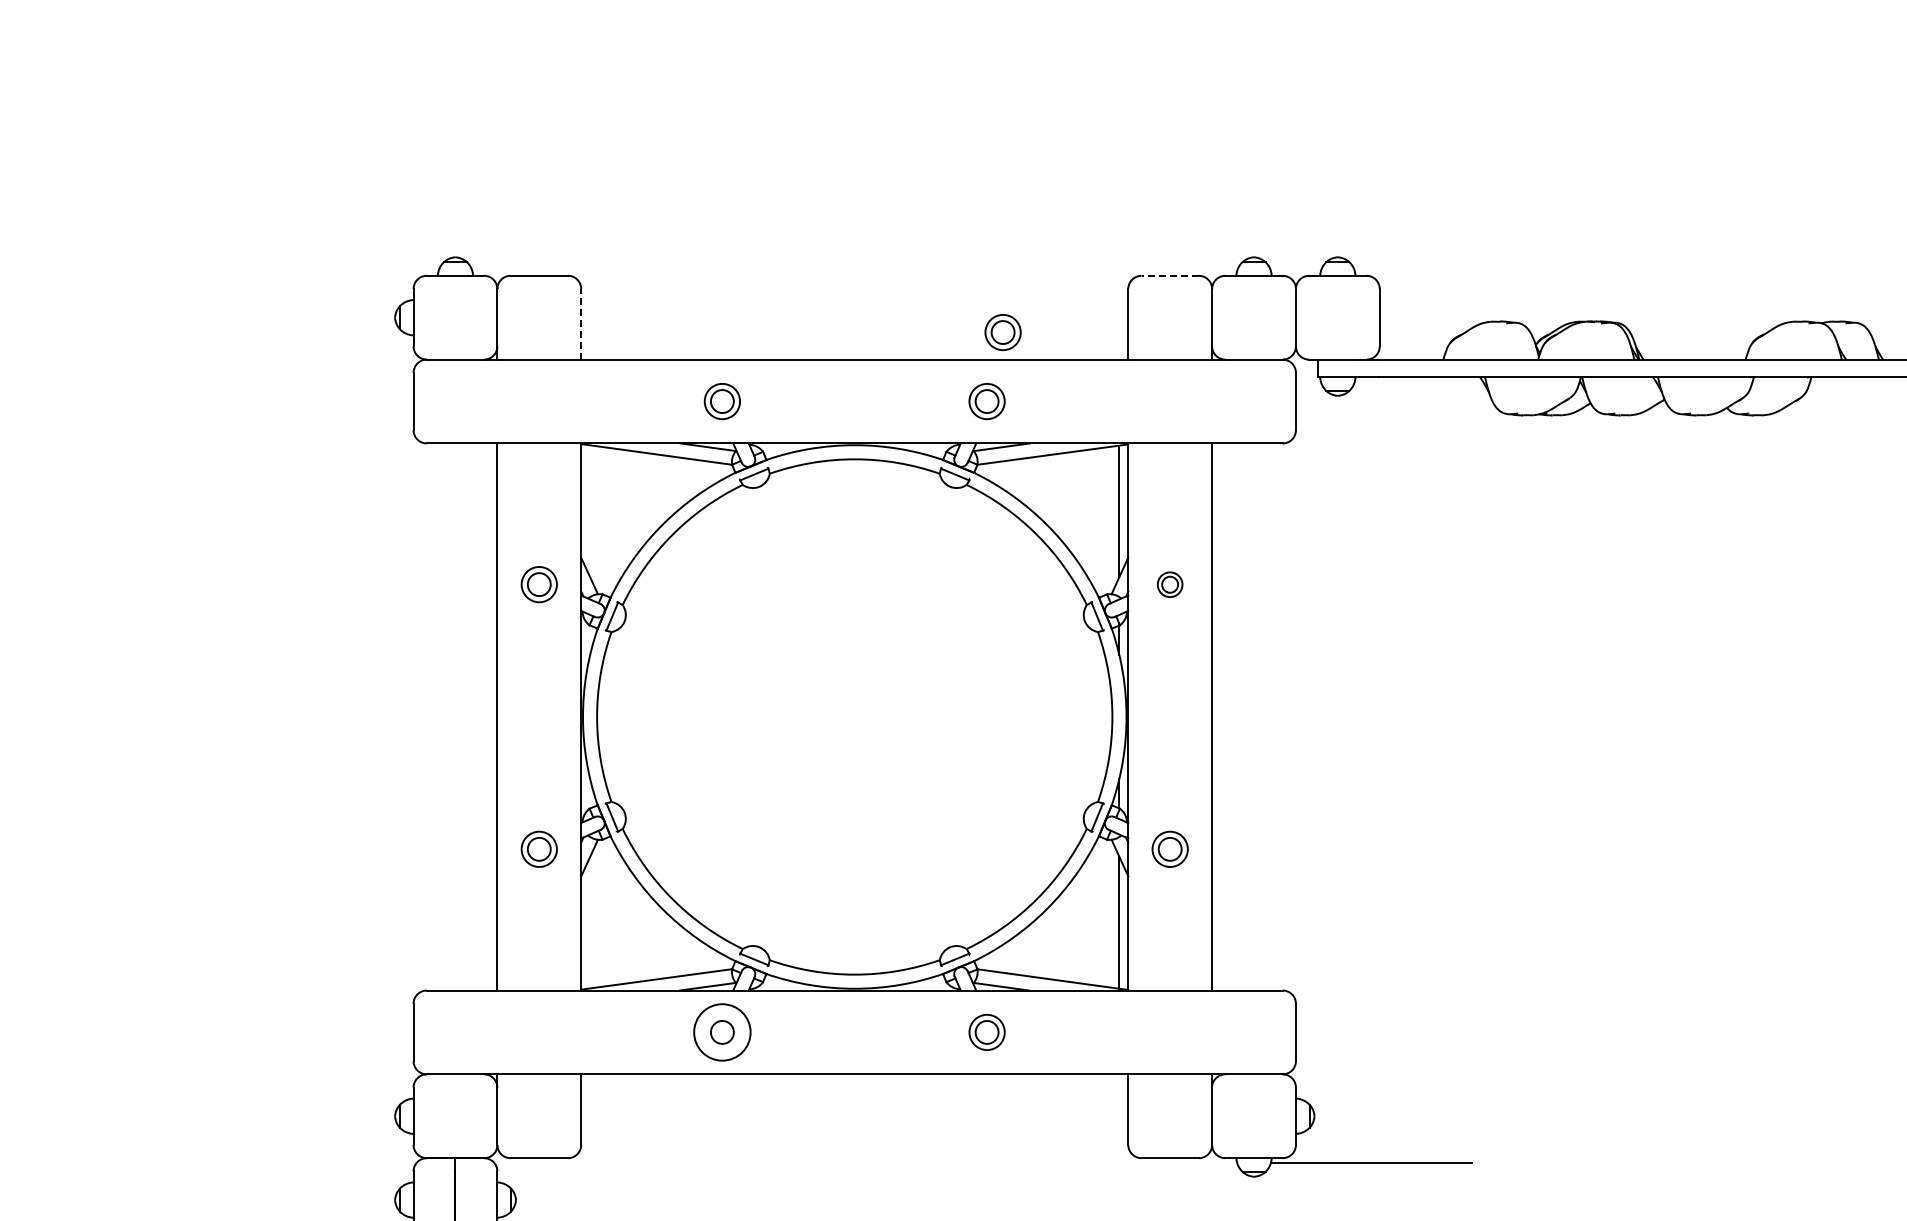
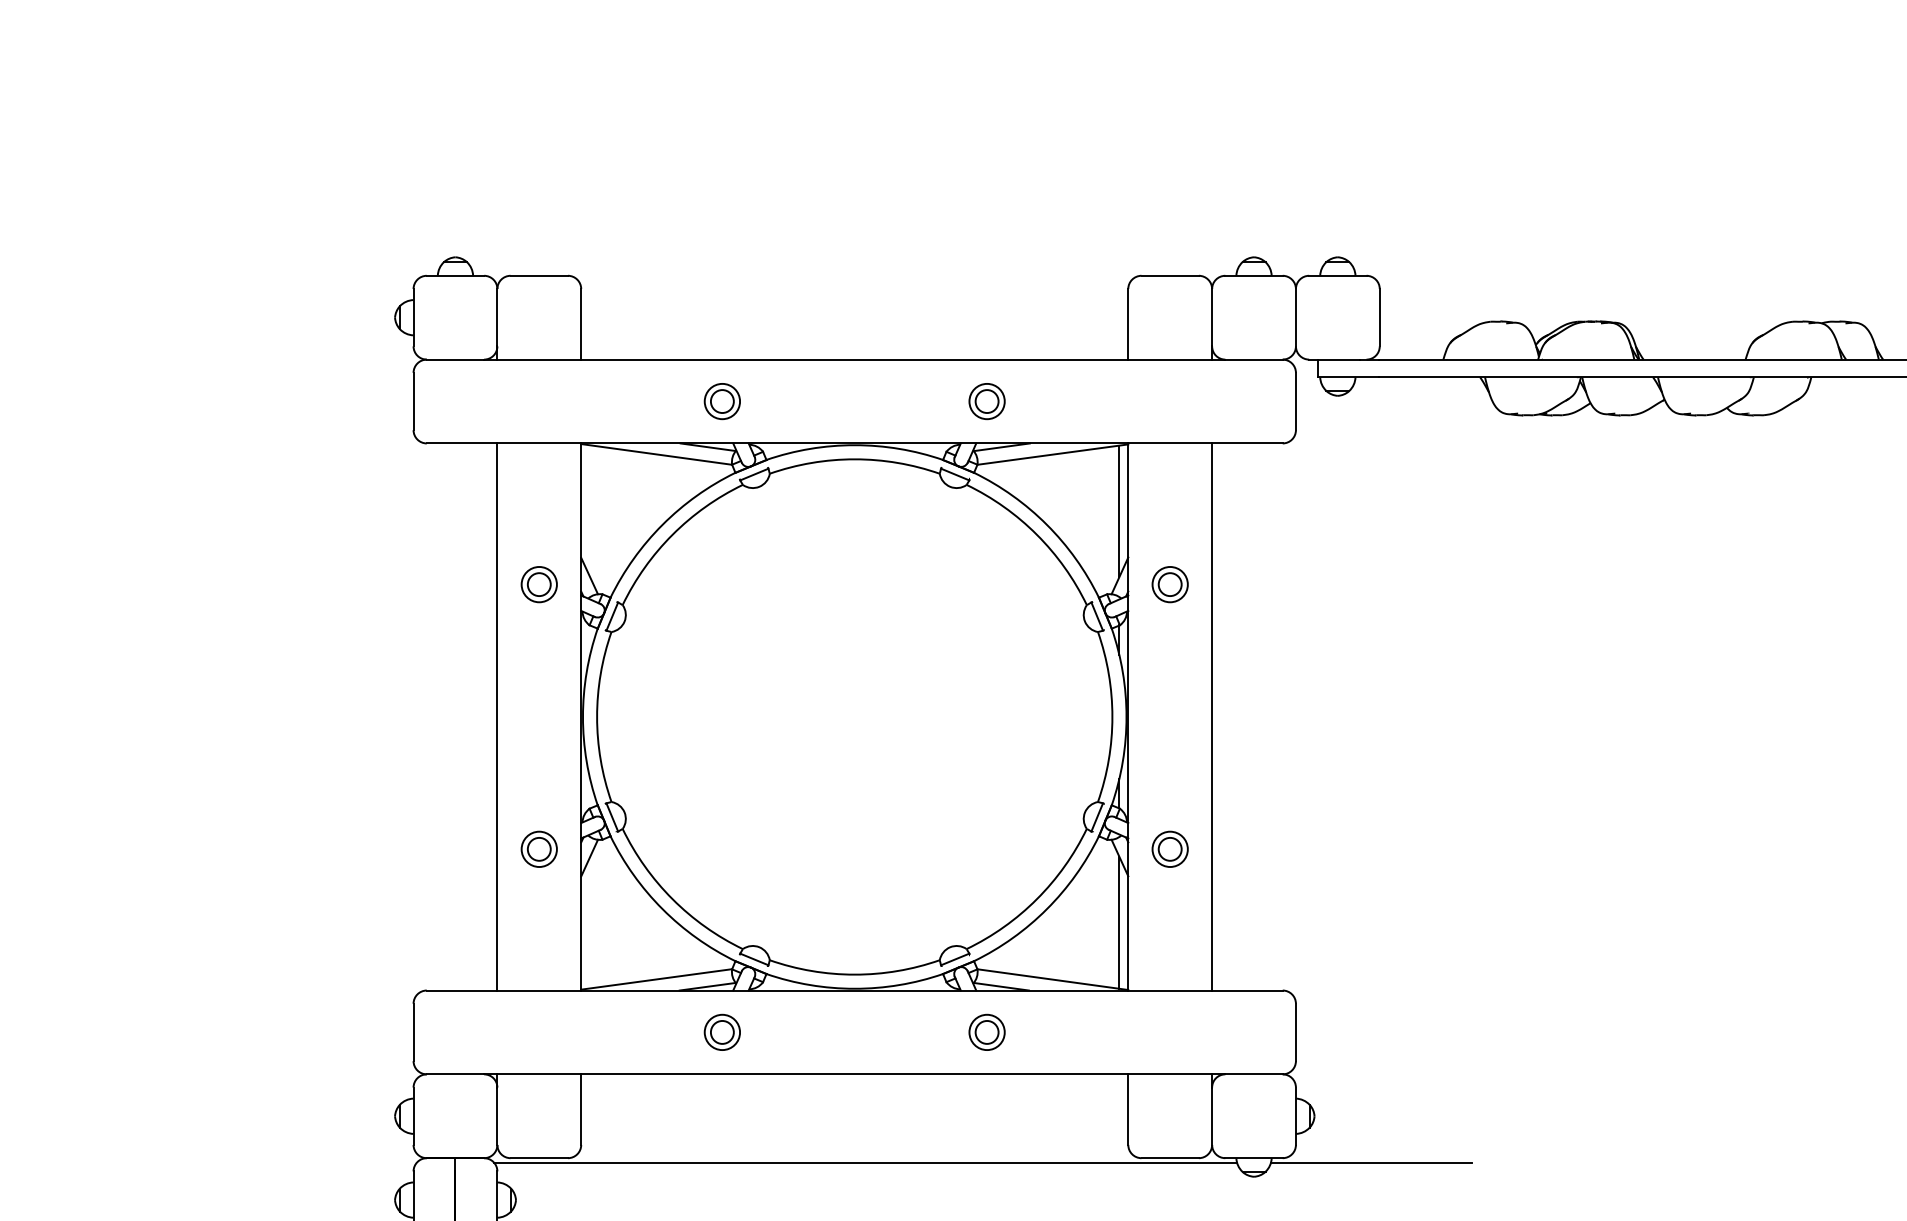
line: dashed -> solid (1170, 275)
line: dashed -> solid (581, 323)
part: present -> none (1002, 332)
part size: 28x27 px -> 38x38 px (1169, 584)
circle diameter: 56 px -> 35 px (722, 1032)
line: none -> present (865, 1162)
